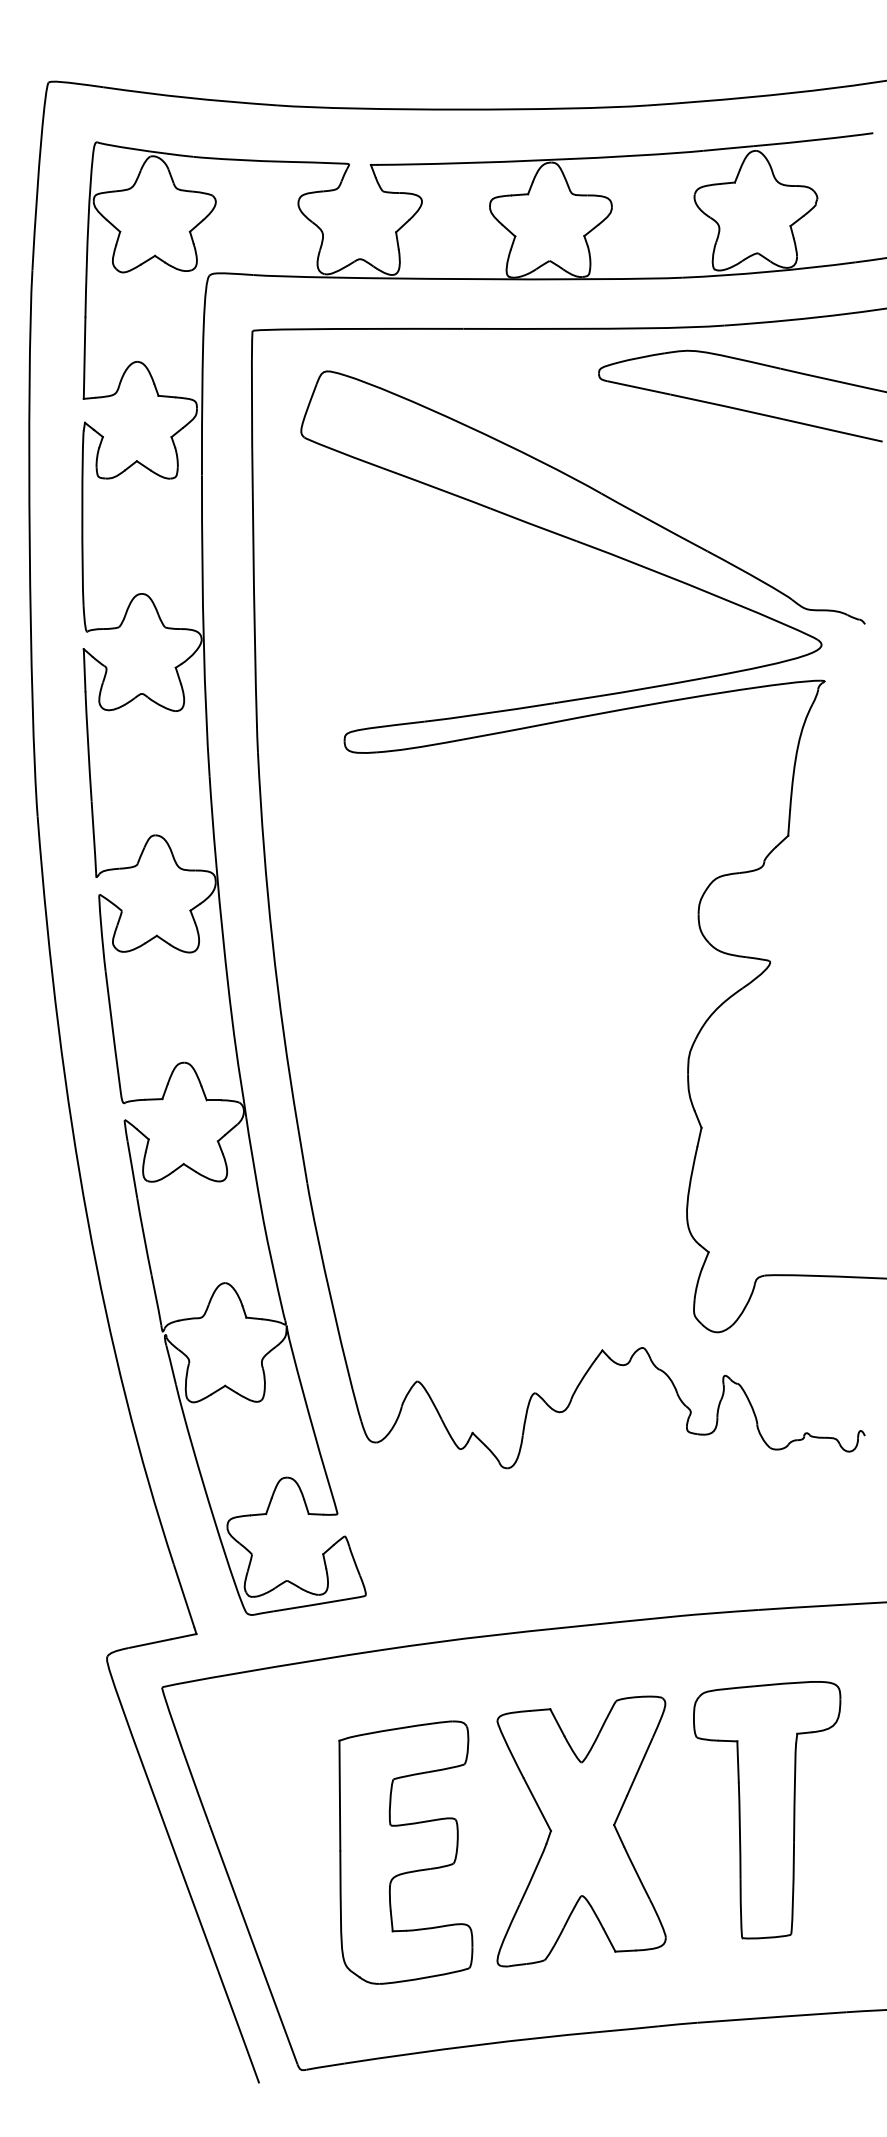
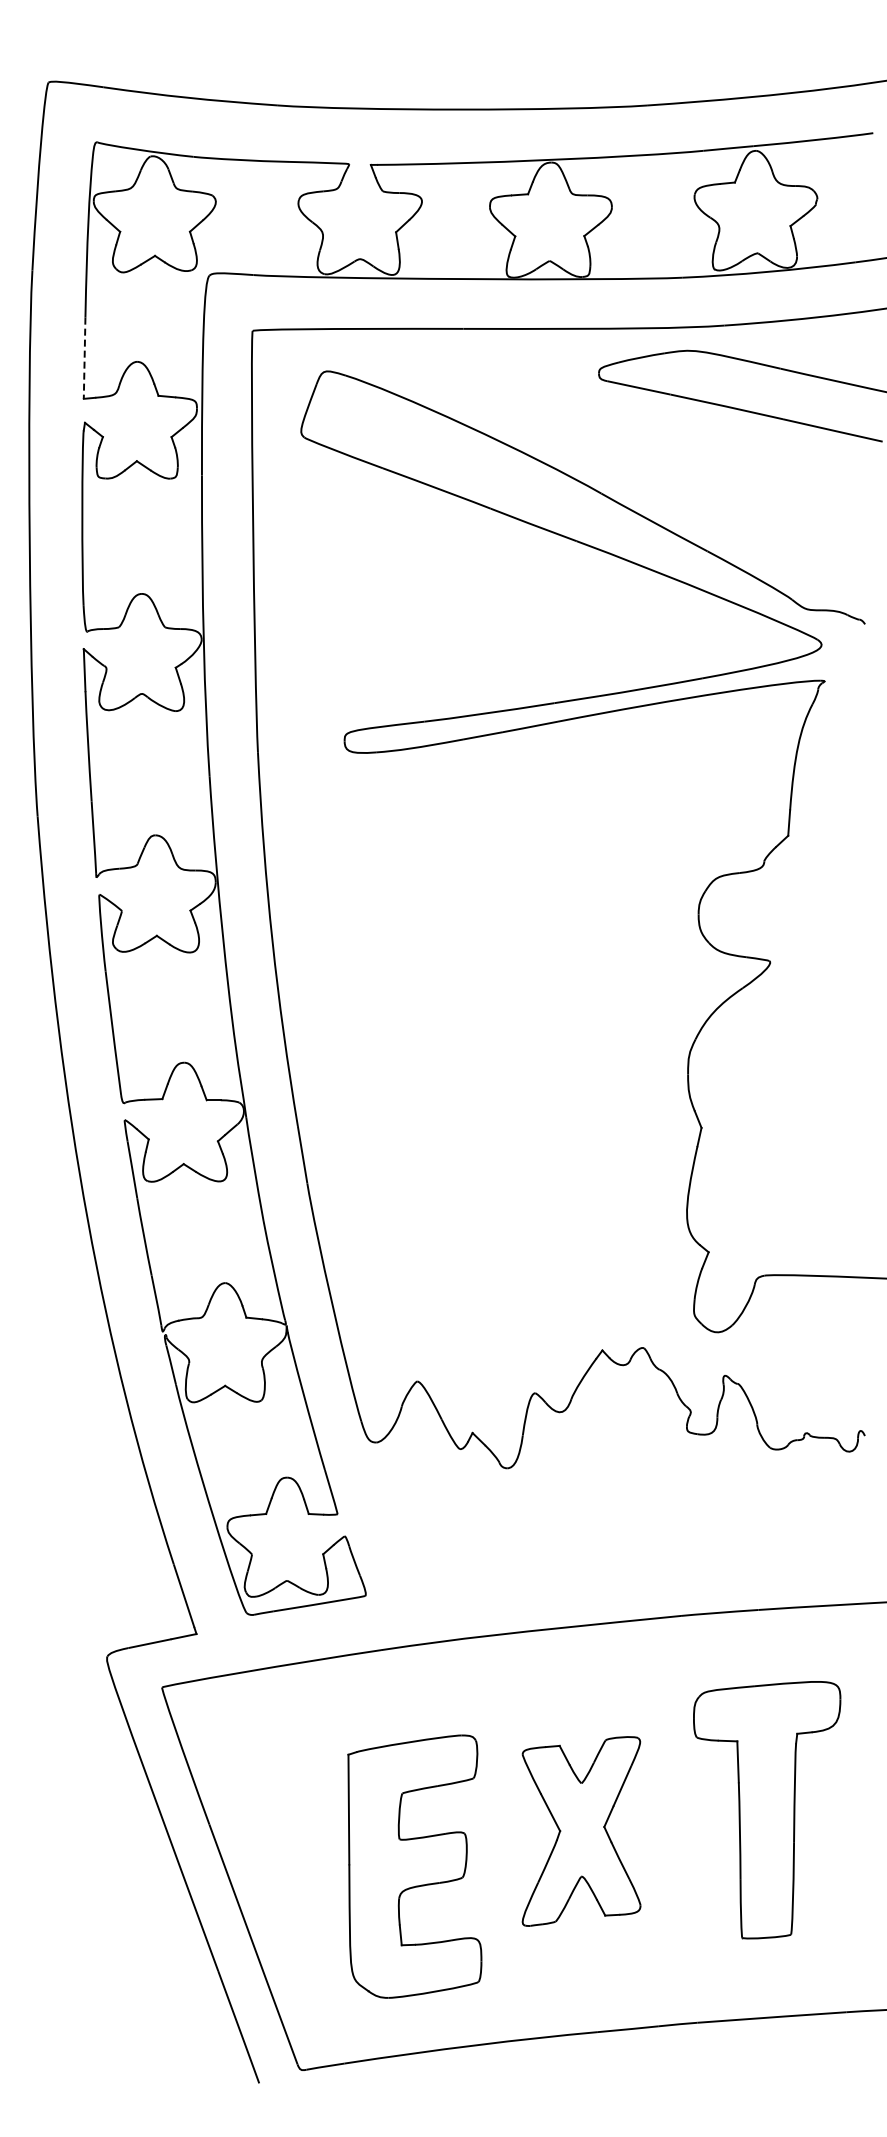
line: solid -> dashed (84, 358)
part size: 171x273 px -> 121x191 px (581, 1831)
part position: (405, 1852) -> (414, 1866) (414, 1866)
